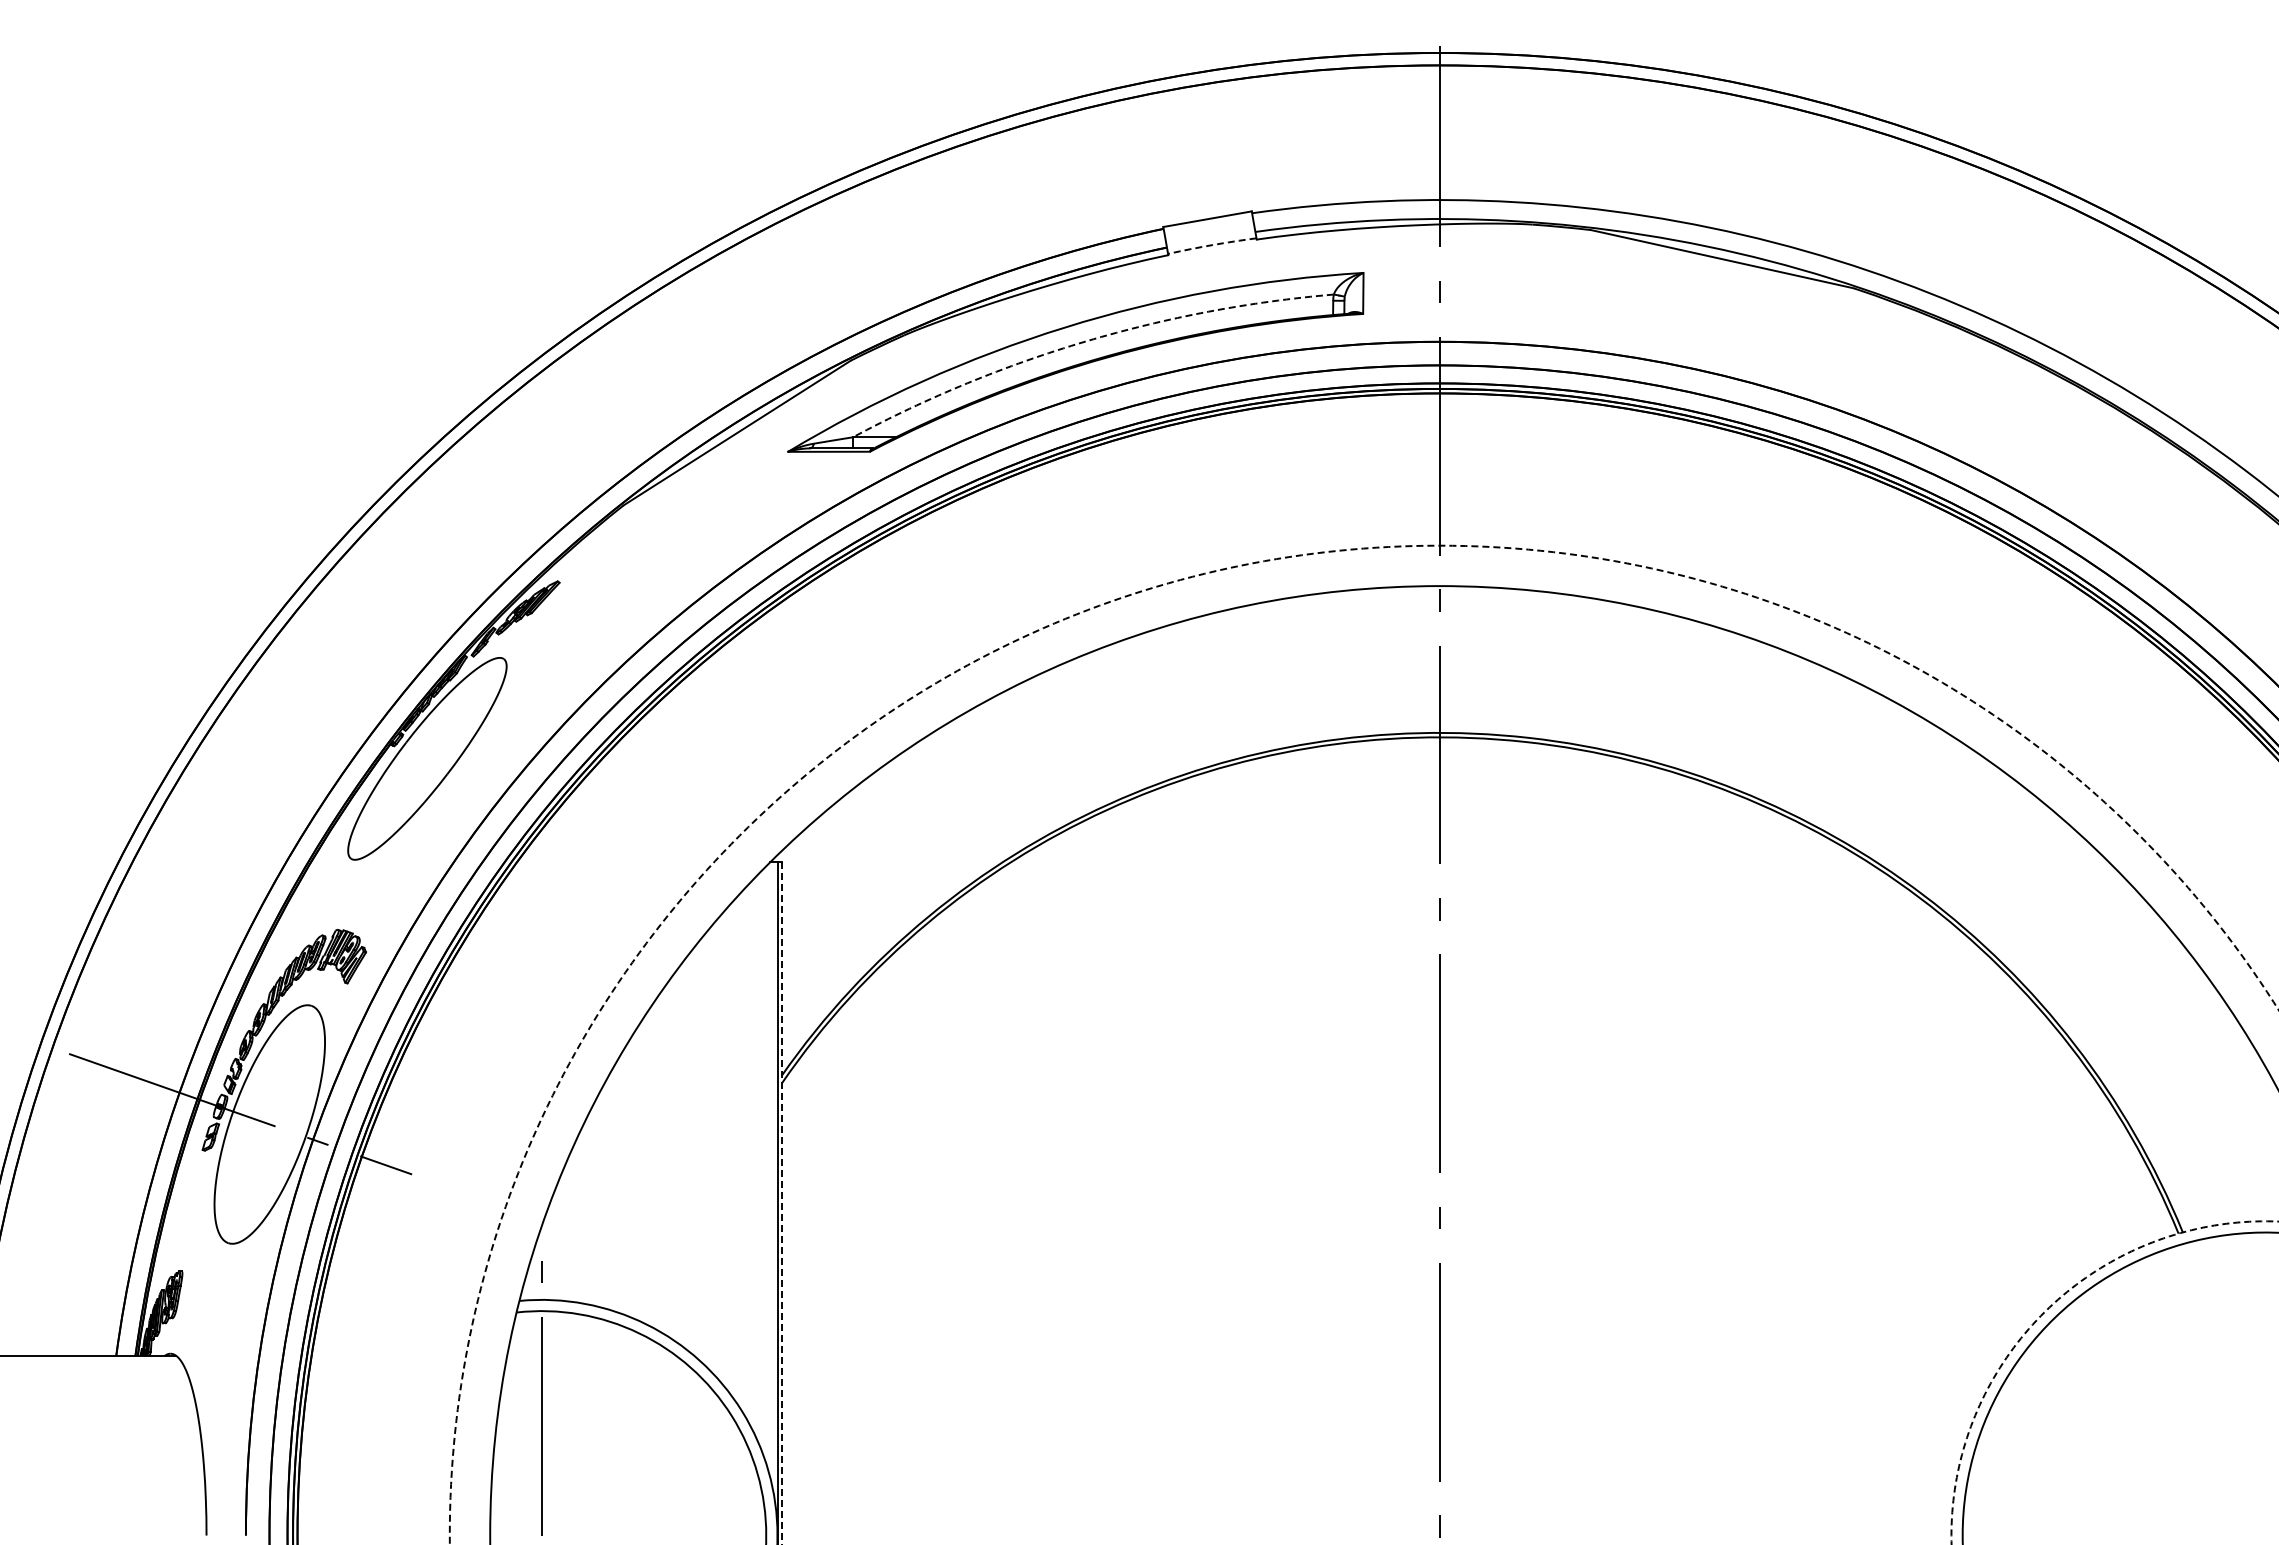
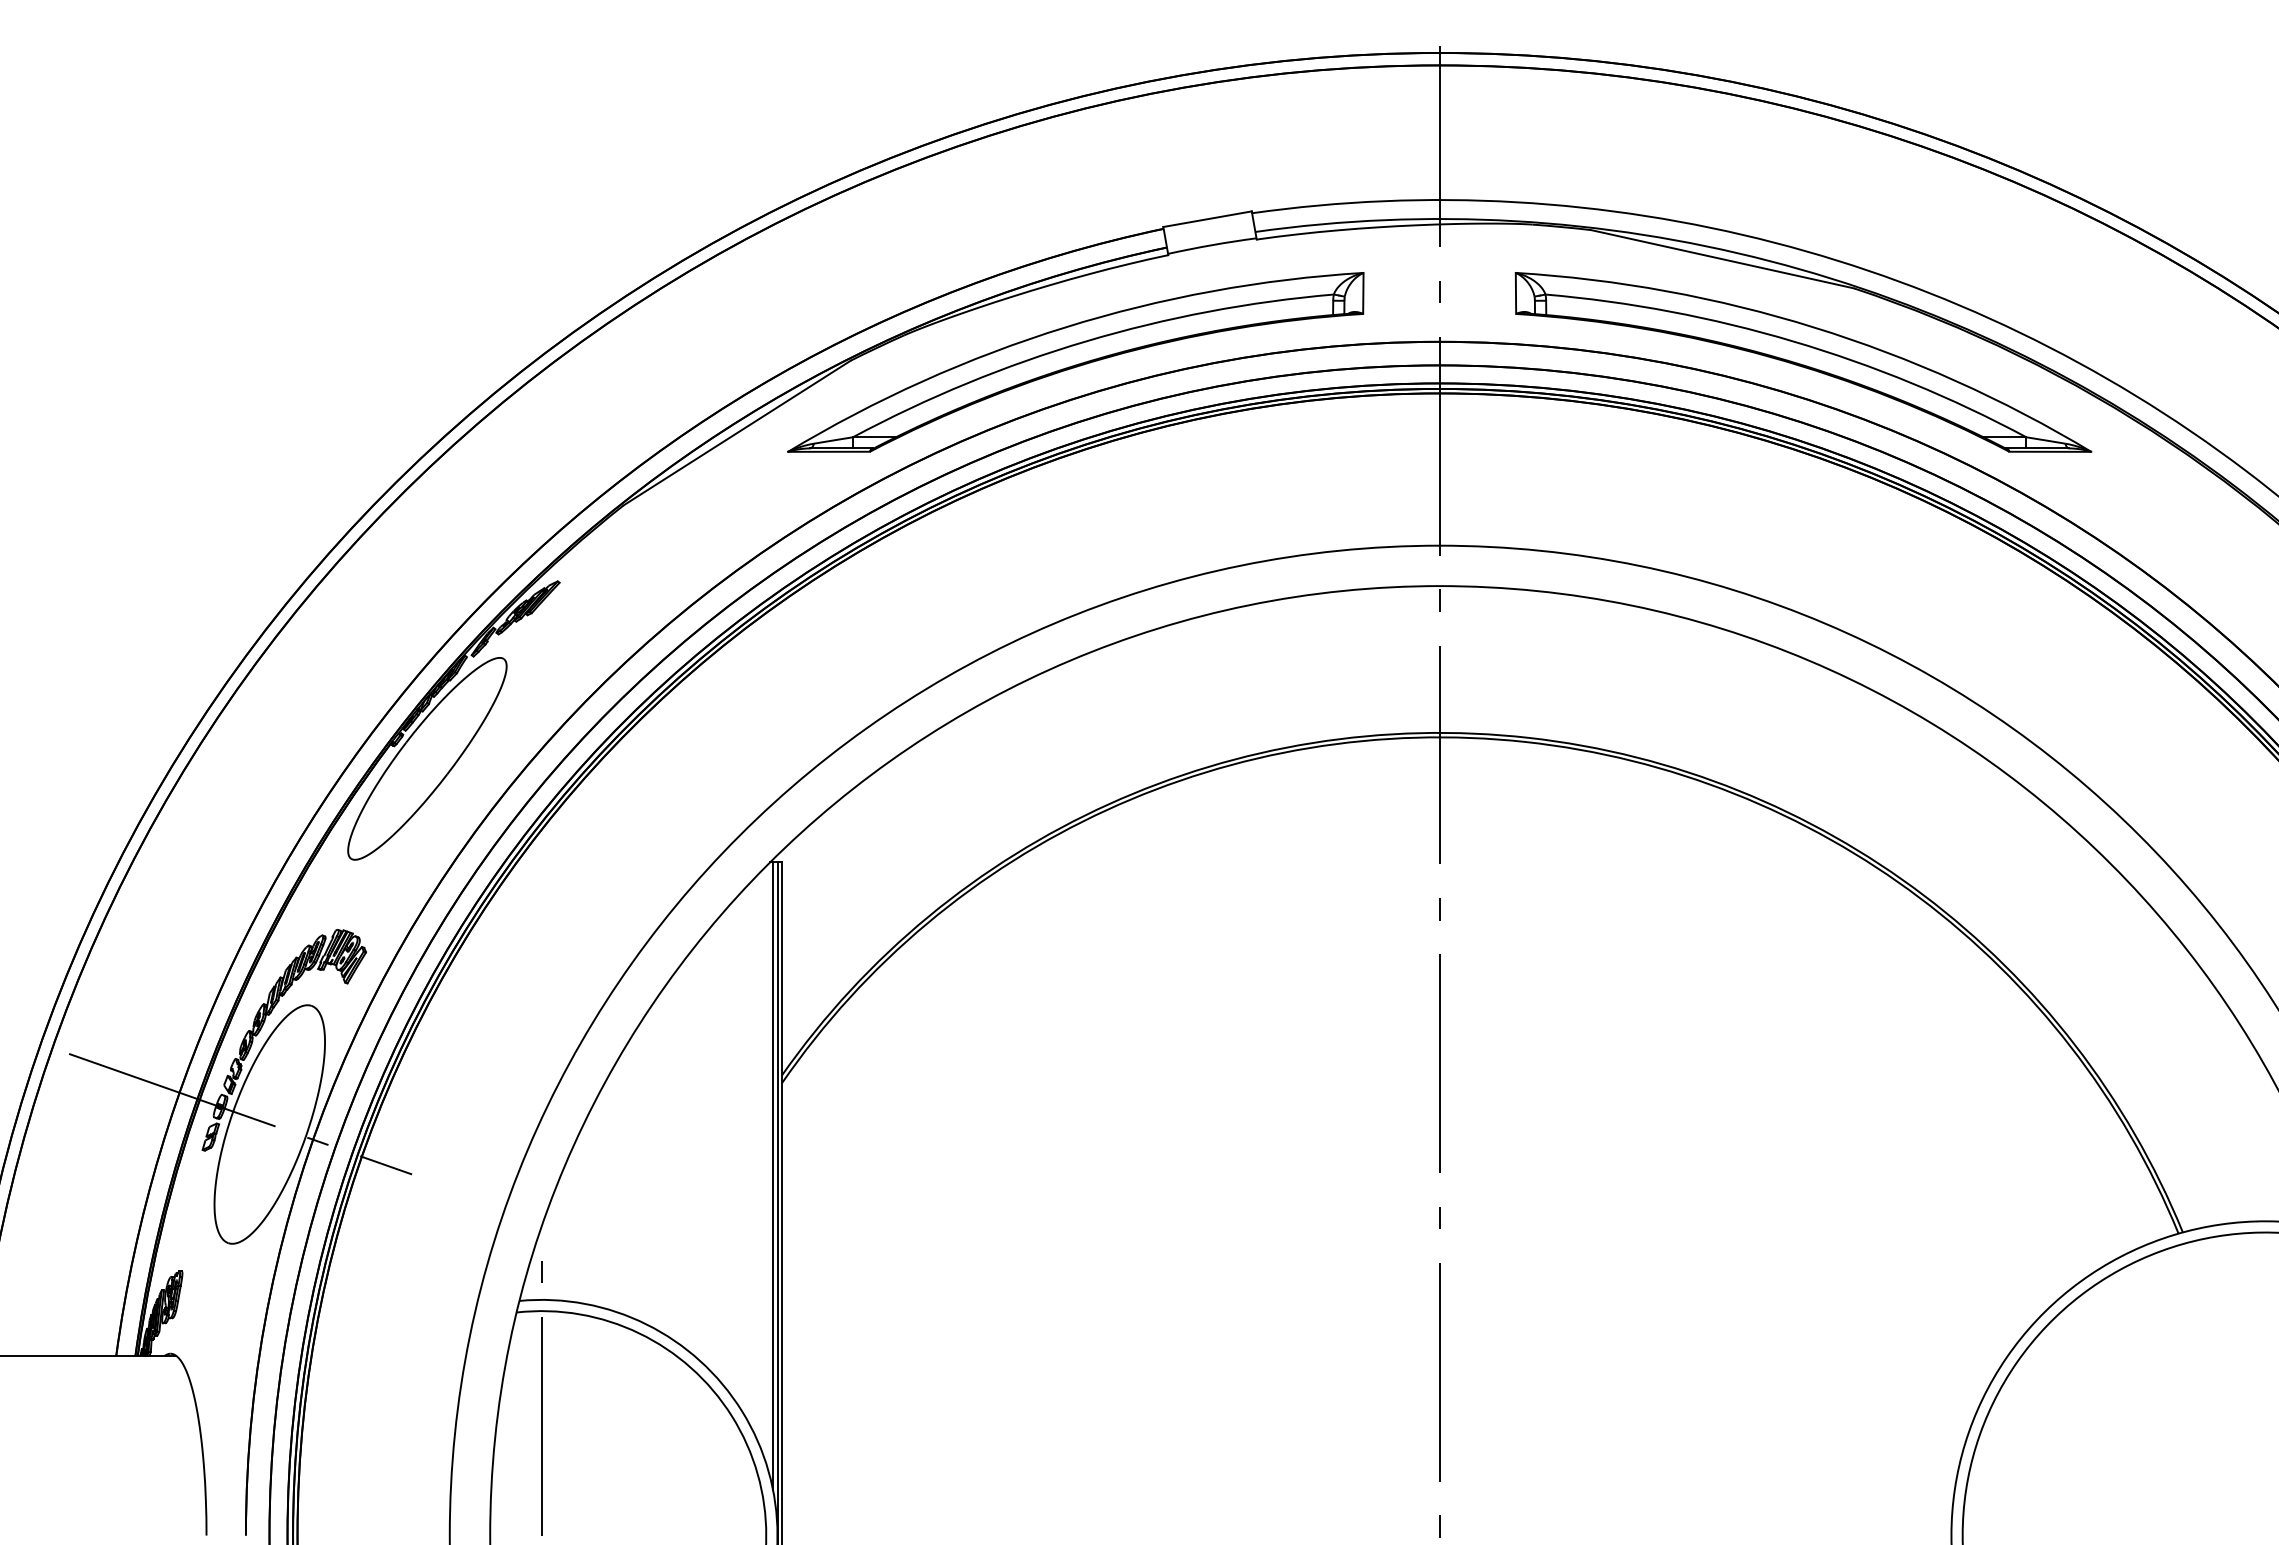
arc: dashed -> solid (1212, 245)
arc: dashed -> solid (1086, 341)
part: none -> present (1803, 362)
circle: dashed -> solid (1363, 1044)
line: none -> present (773, 1175)
line: dashed -> solid (782, 1204)
arc: dashed -> solid (2043, 1313)
